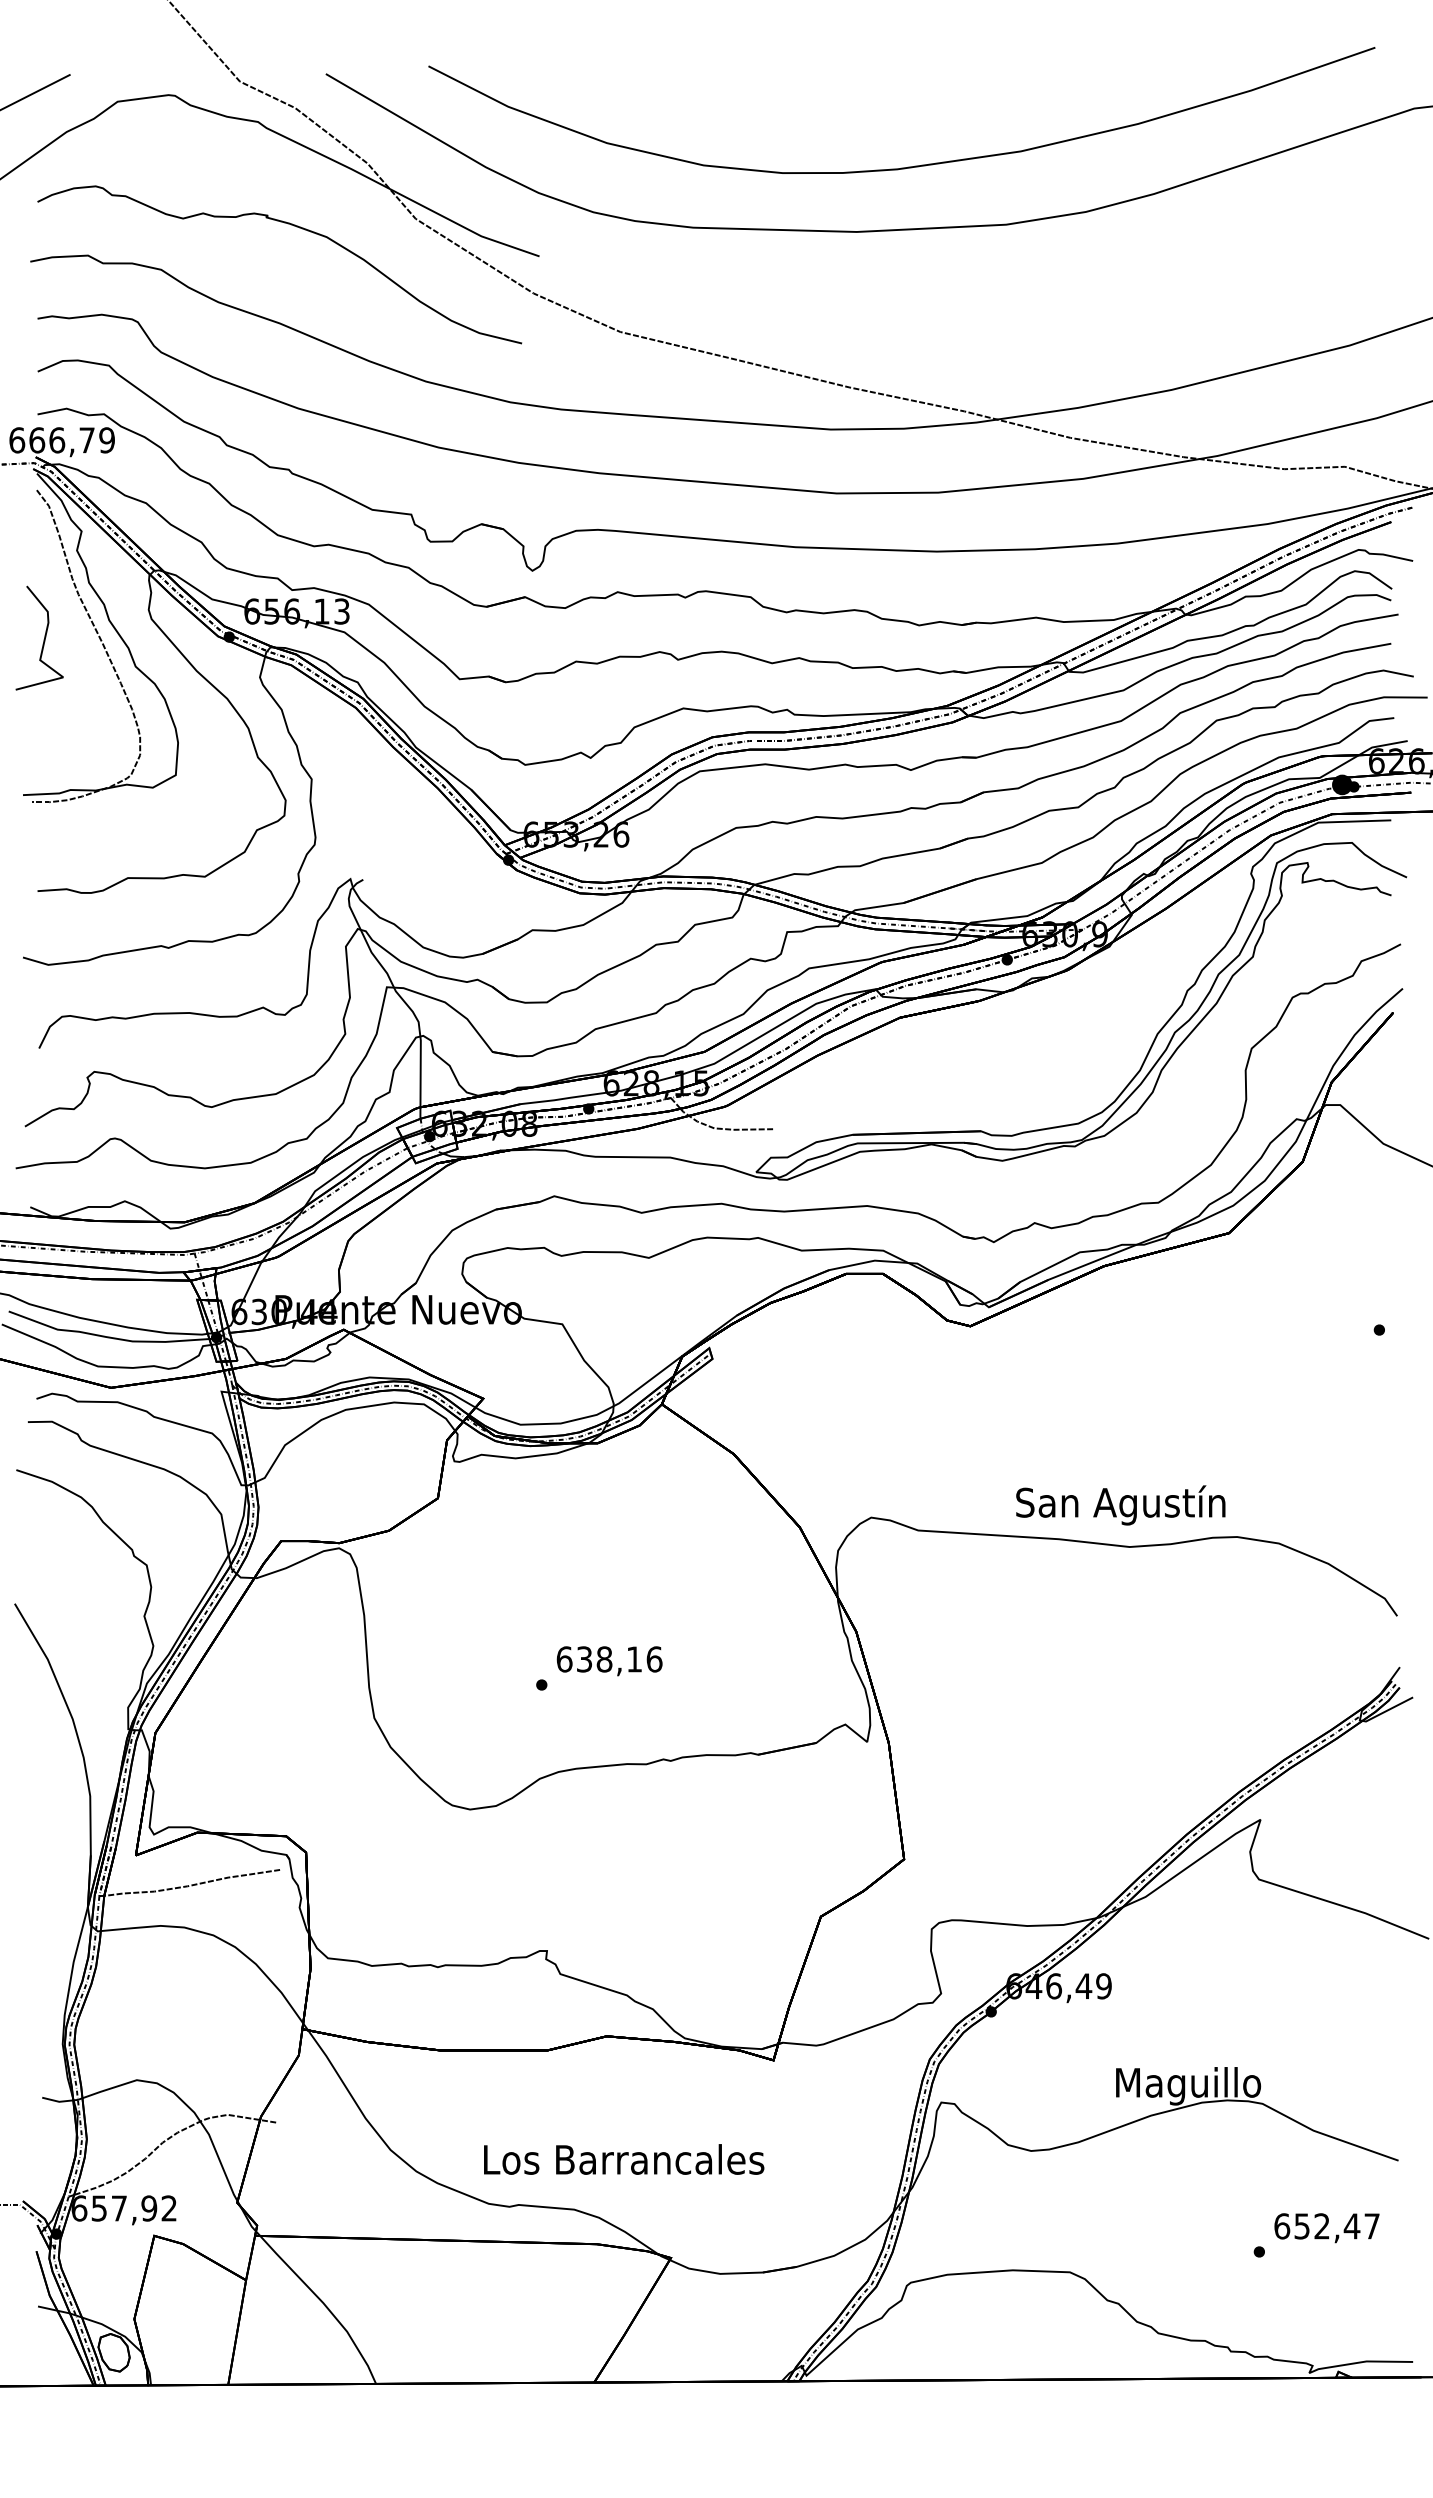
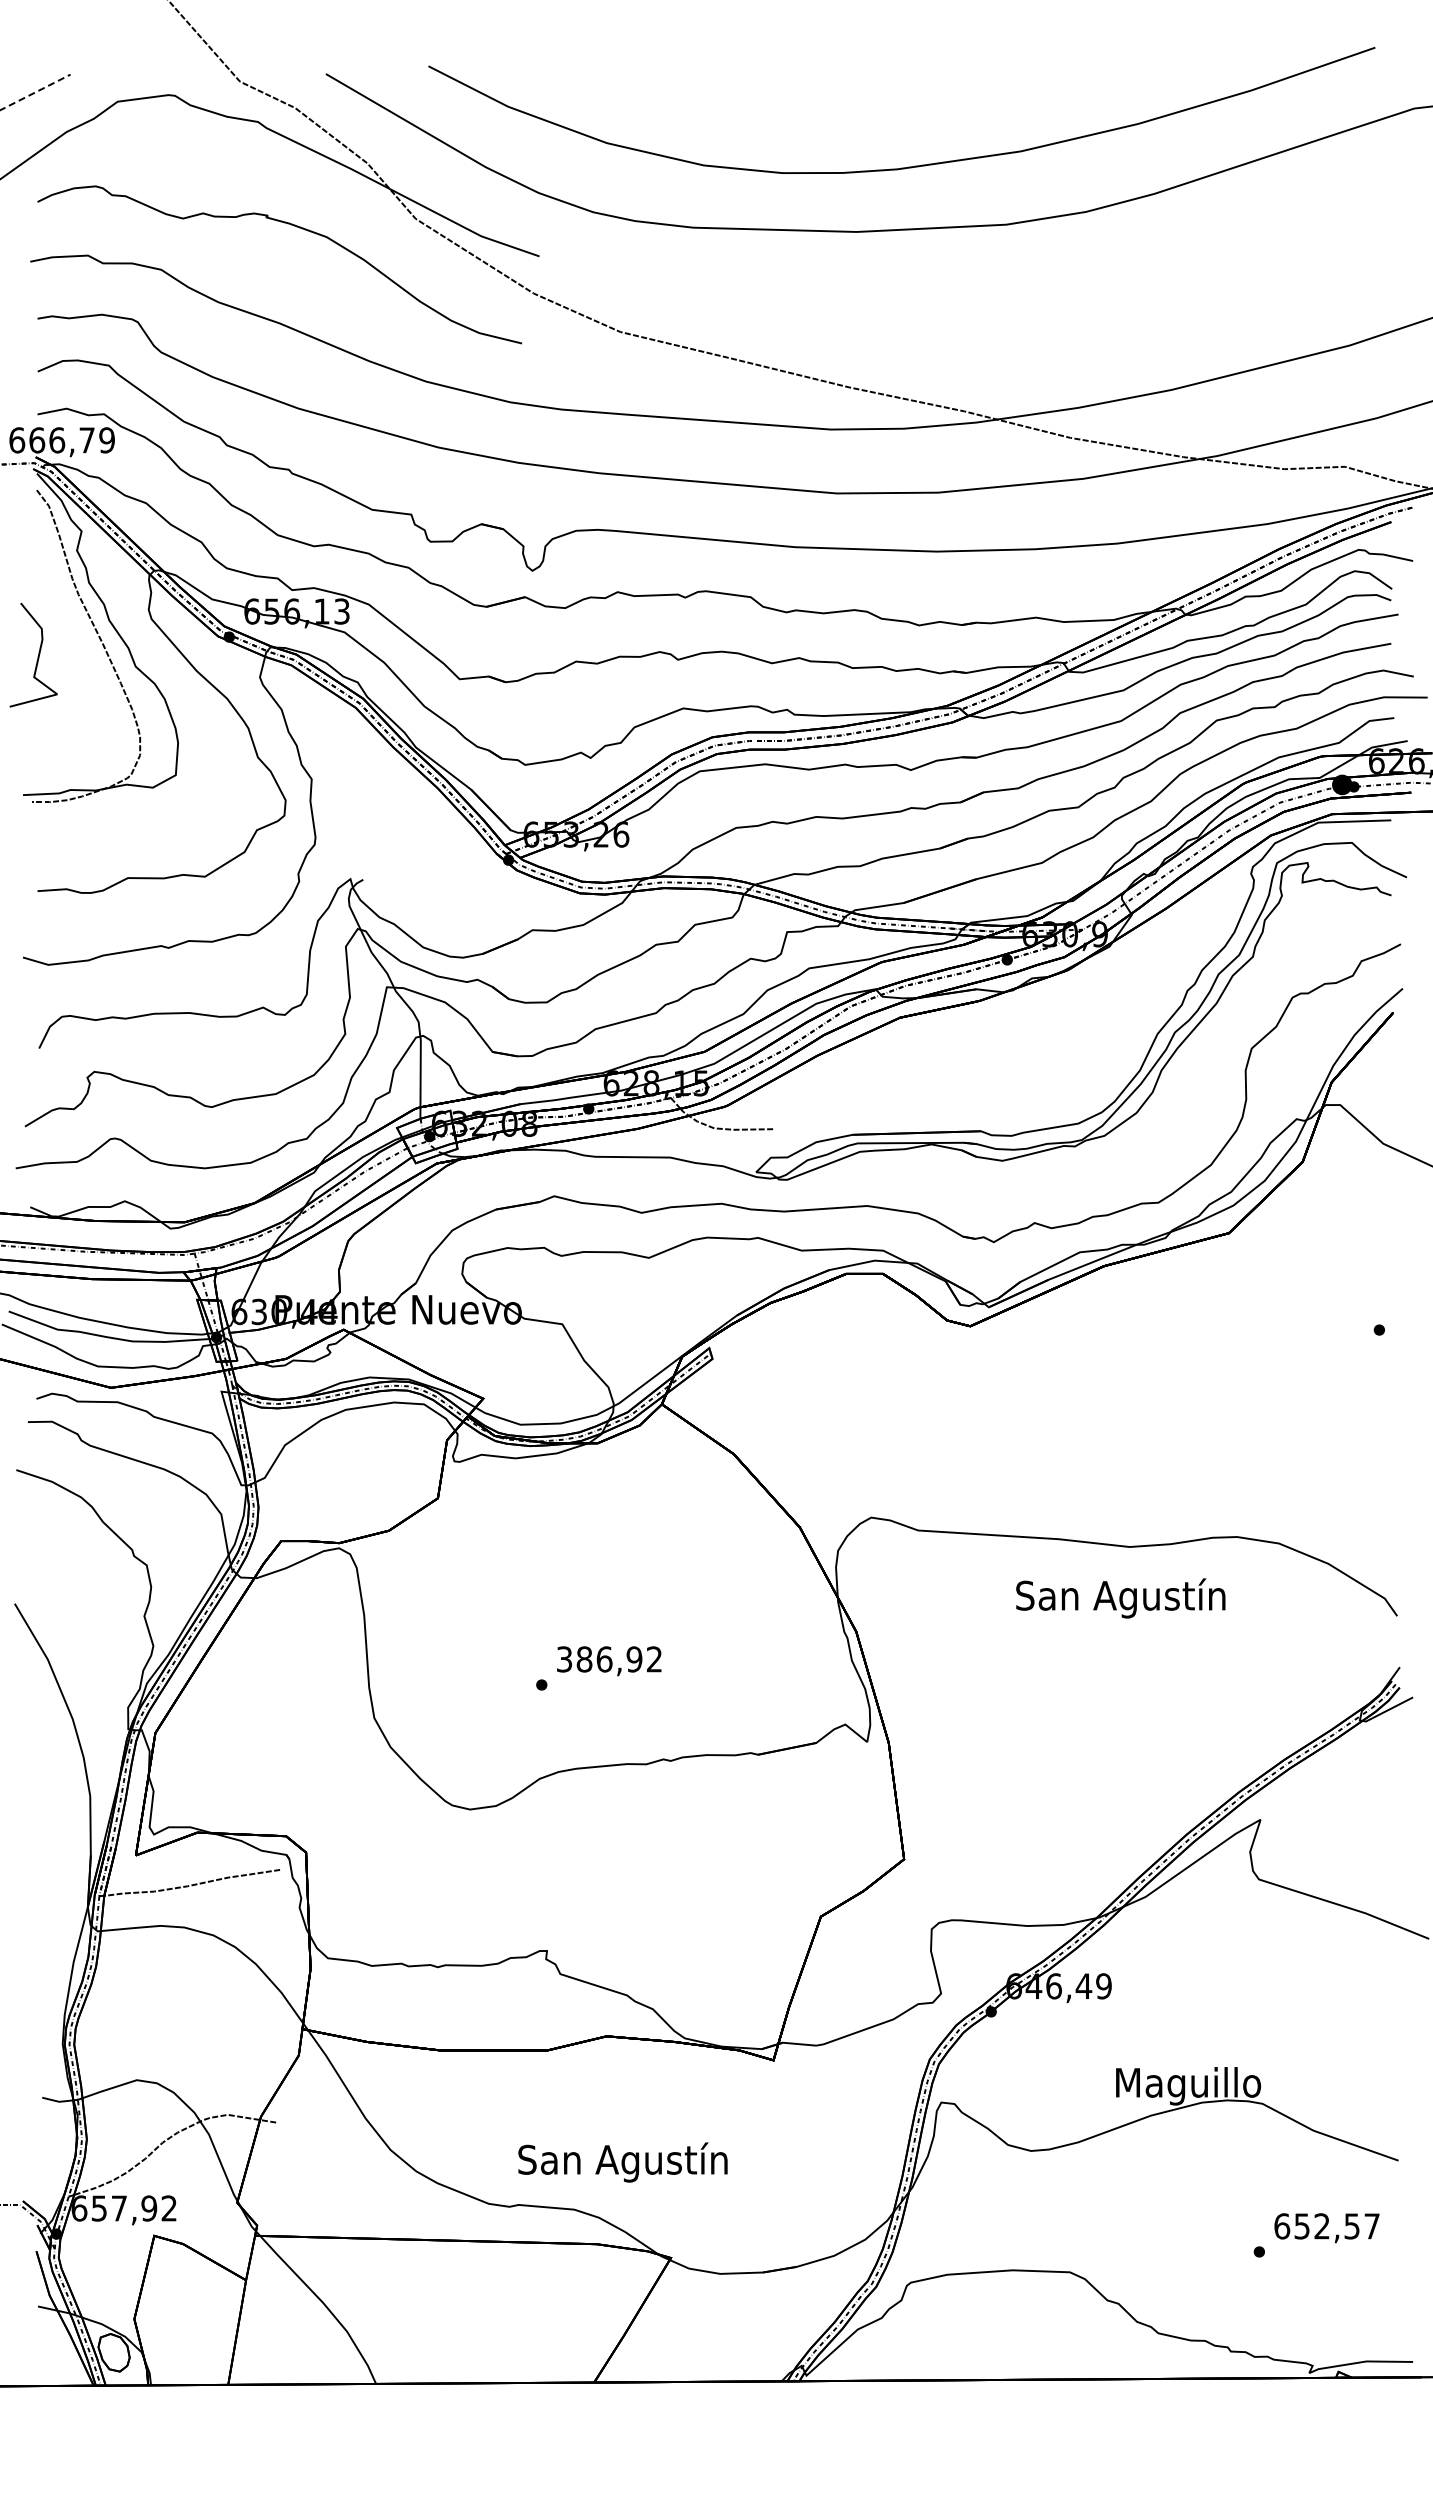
line: solid -> dashed (36, 92)
curve position: (43, 639) -> (37, 656) (37, 656)
text position: (1120, 1505) -> (1120, 1598) (1120, 1598)
text: 638,16 -> 386,92 (609, 1659)
text: Los Barrancales -> San Agustín (624, 2162)
text: 652,47 -> 652,57 (1351, 2226)
